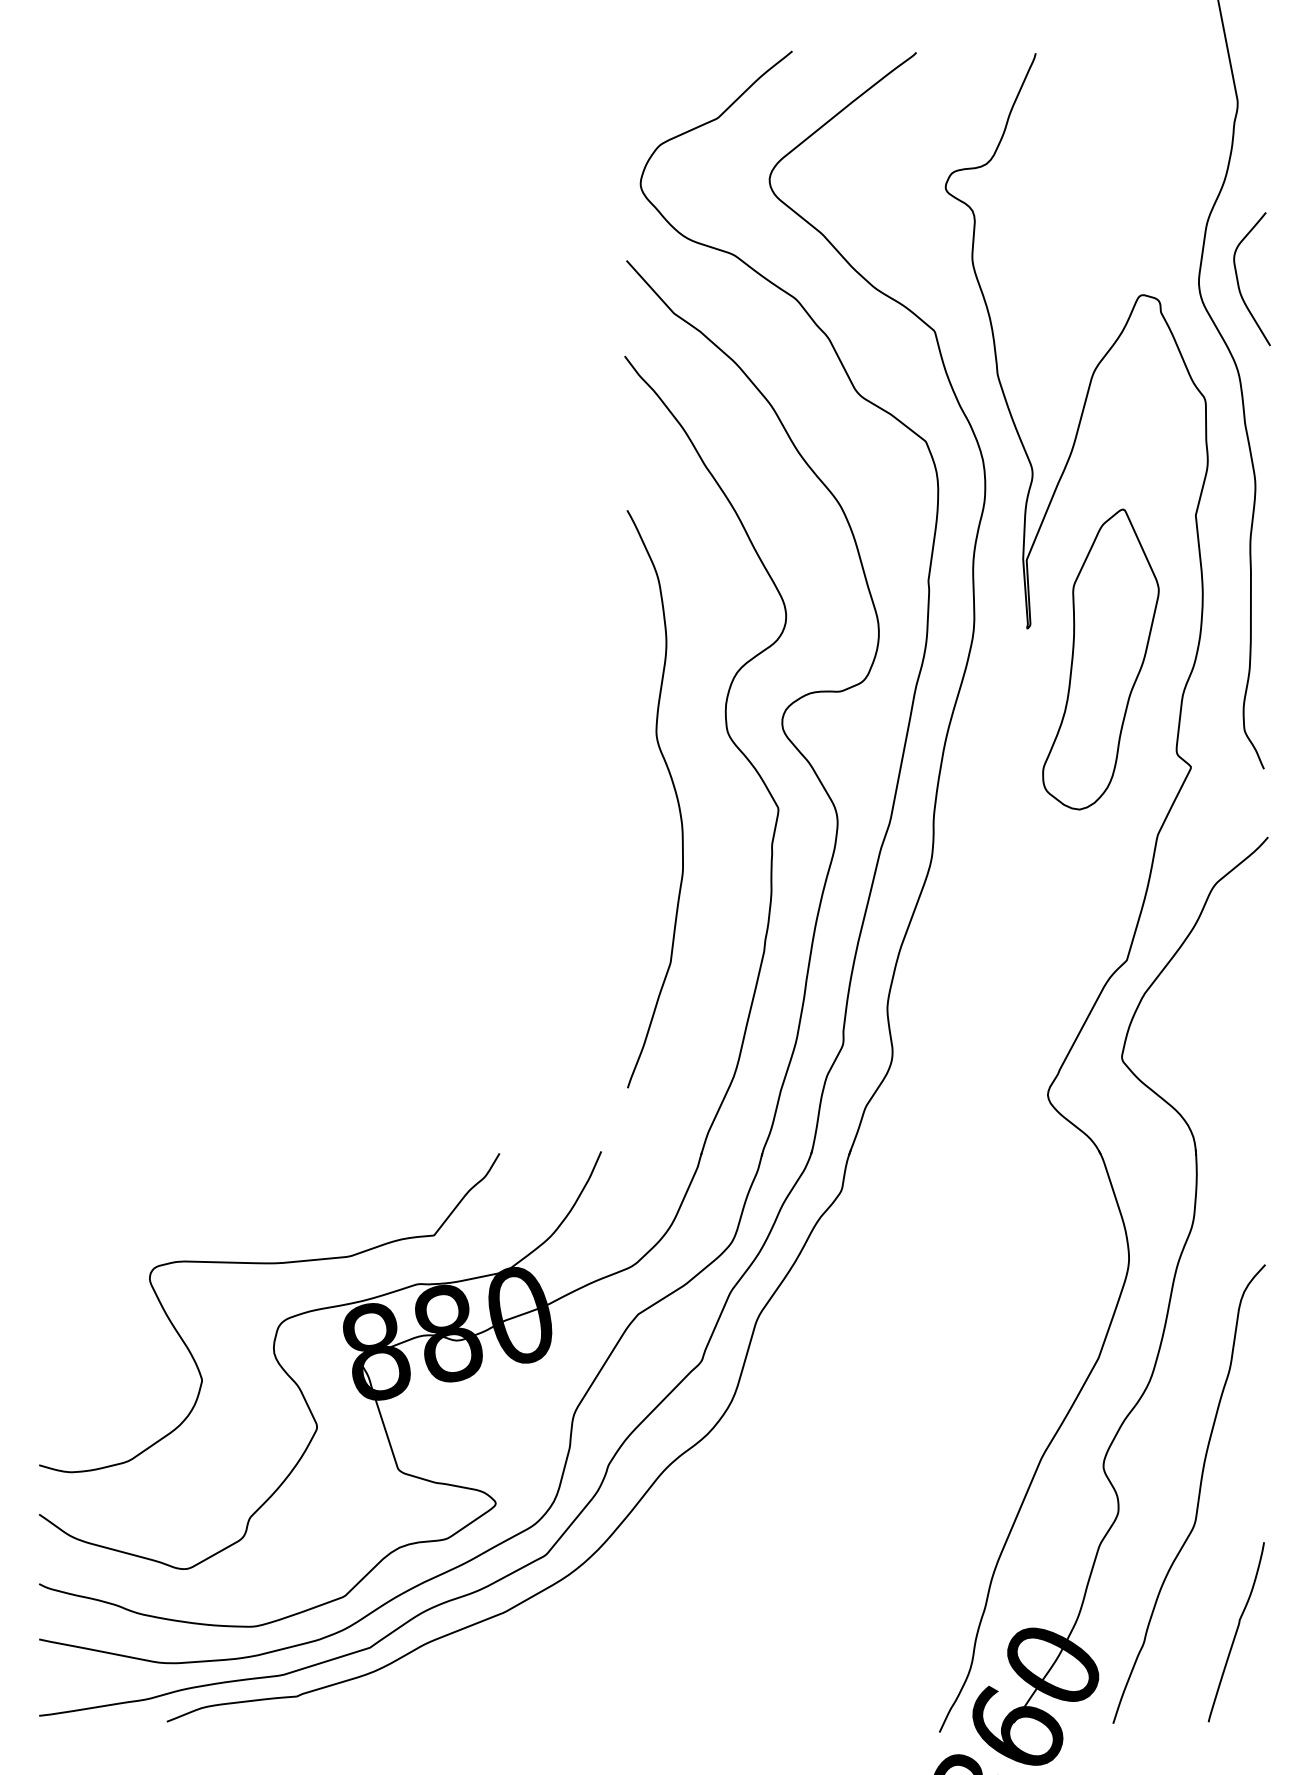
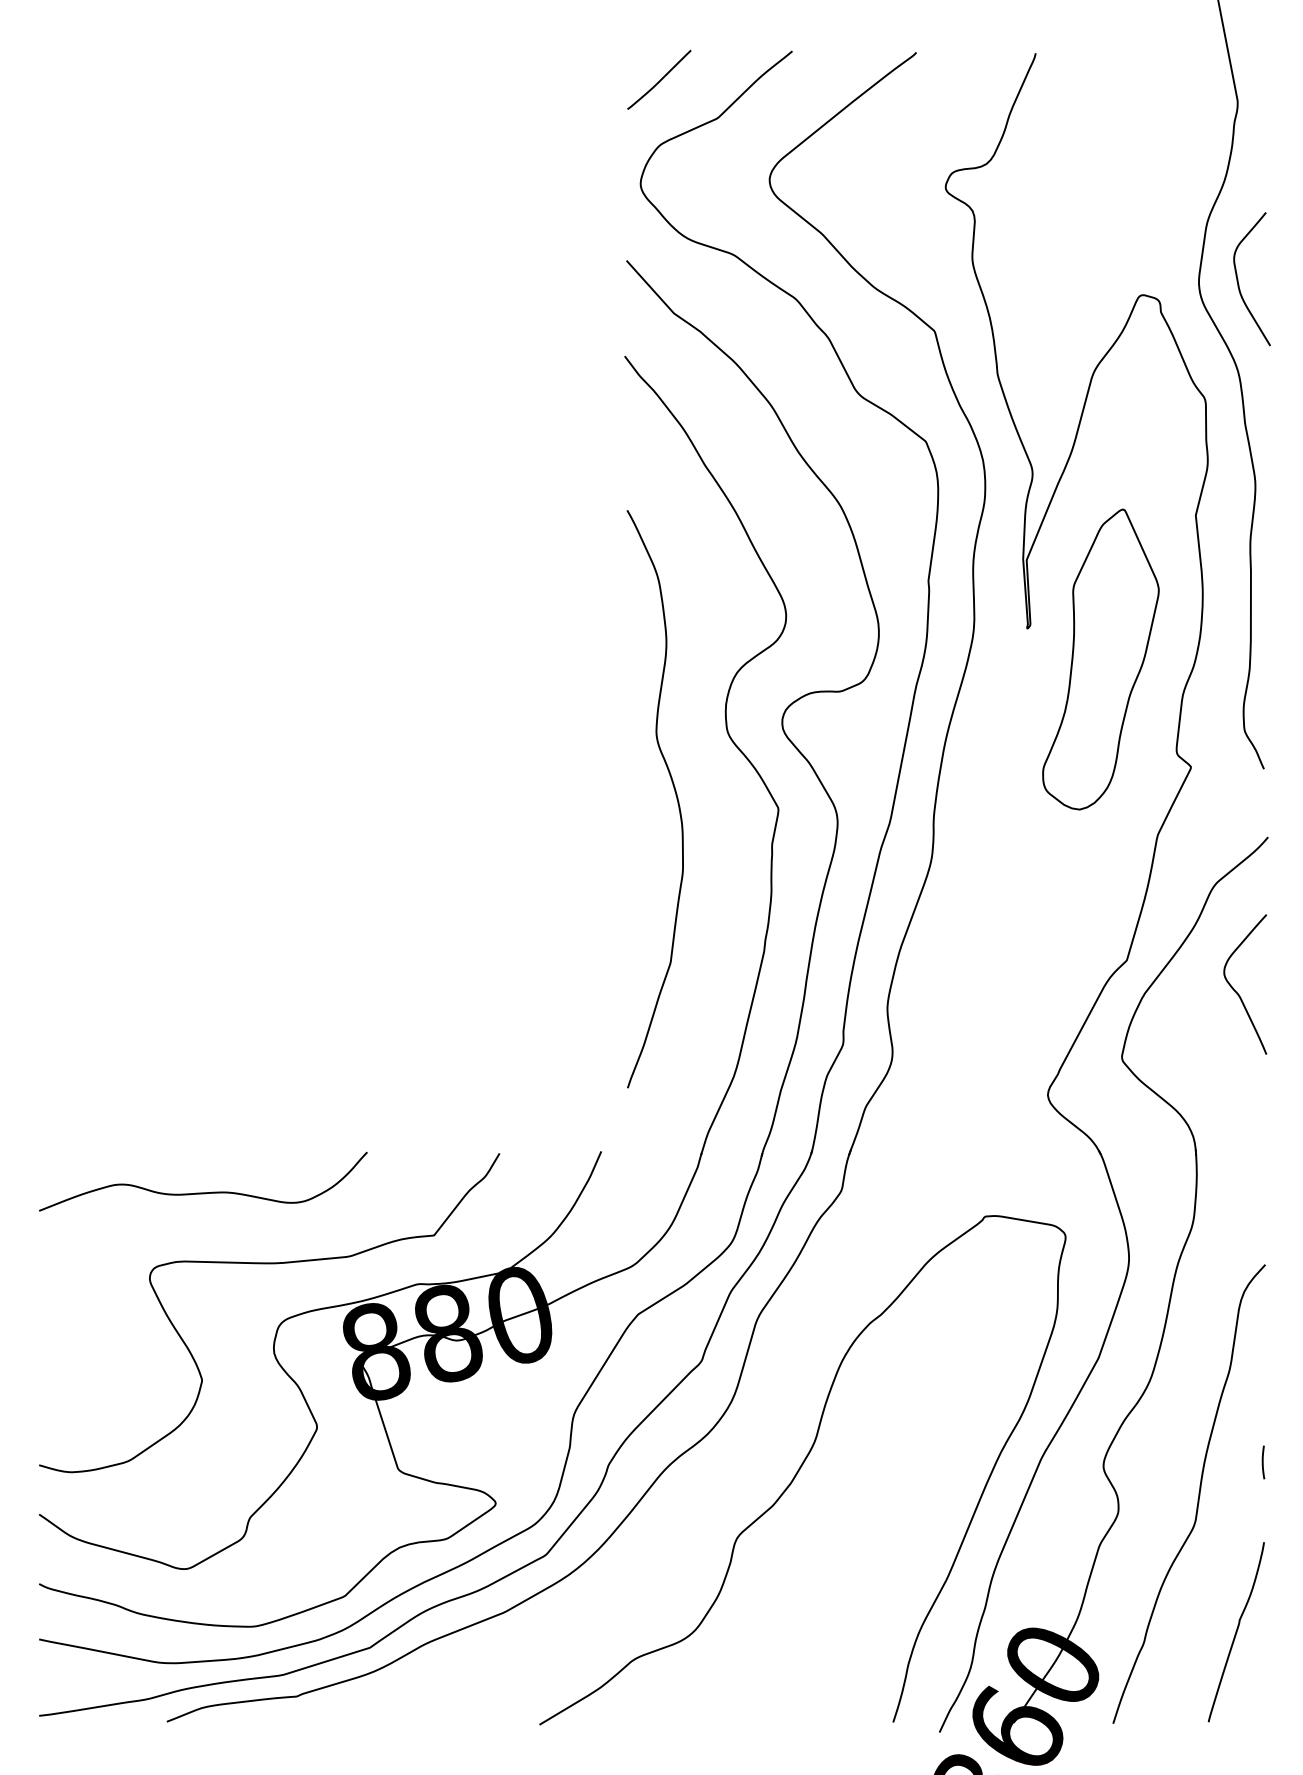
curve: none -> present (660, 79)
curve: none -> present (1237, 992)
curve: none -> present (203, 1192)
curve: none -> present (1263, 1462)
curve: none -> present (800, 1469)
